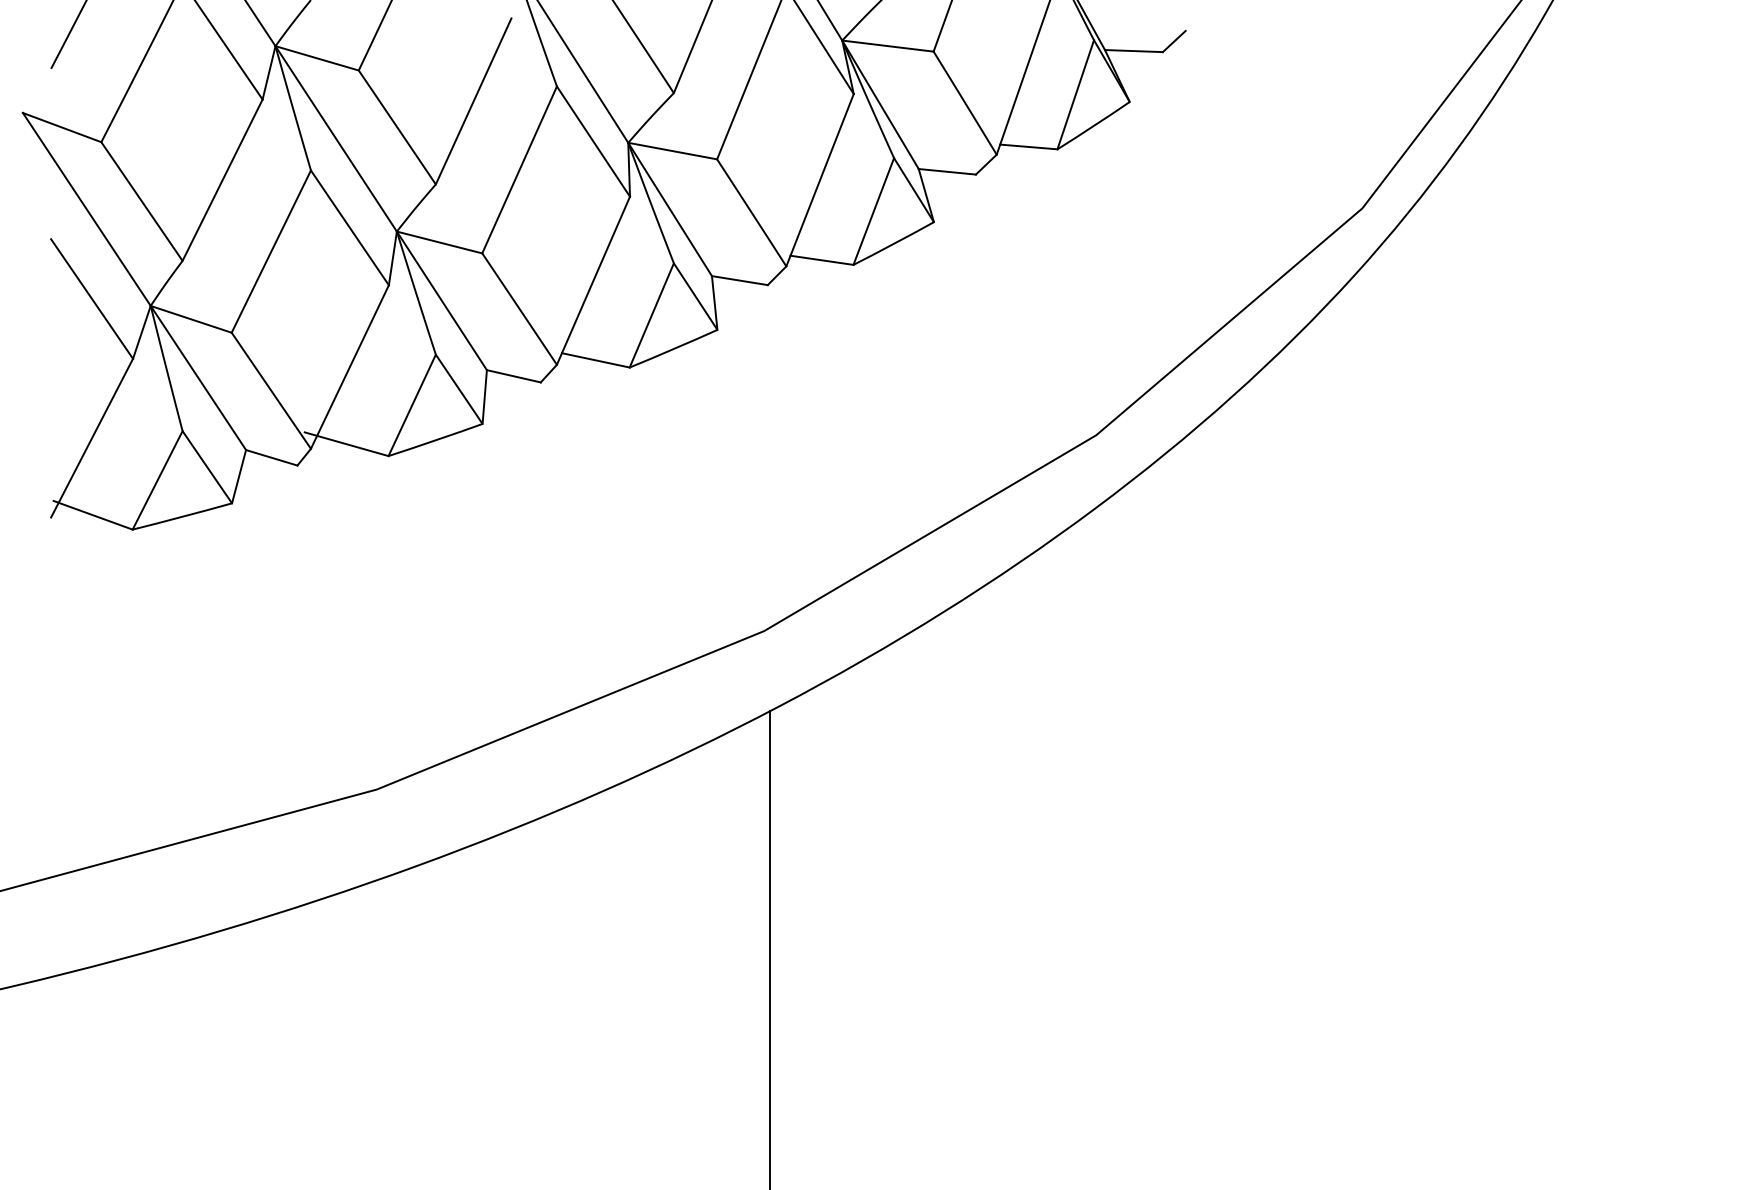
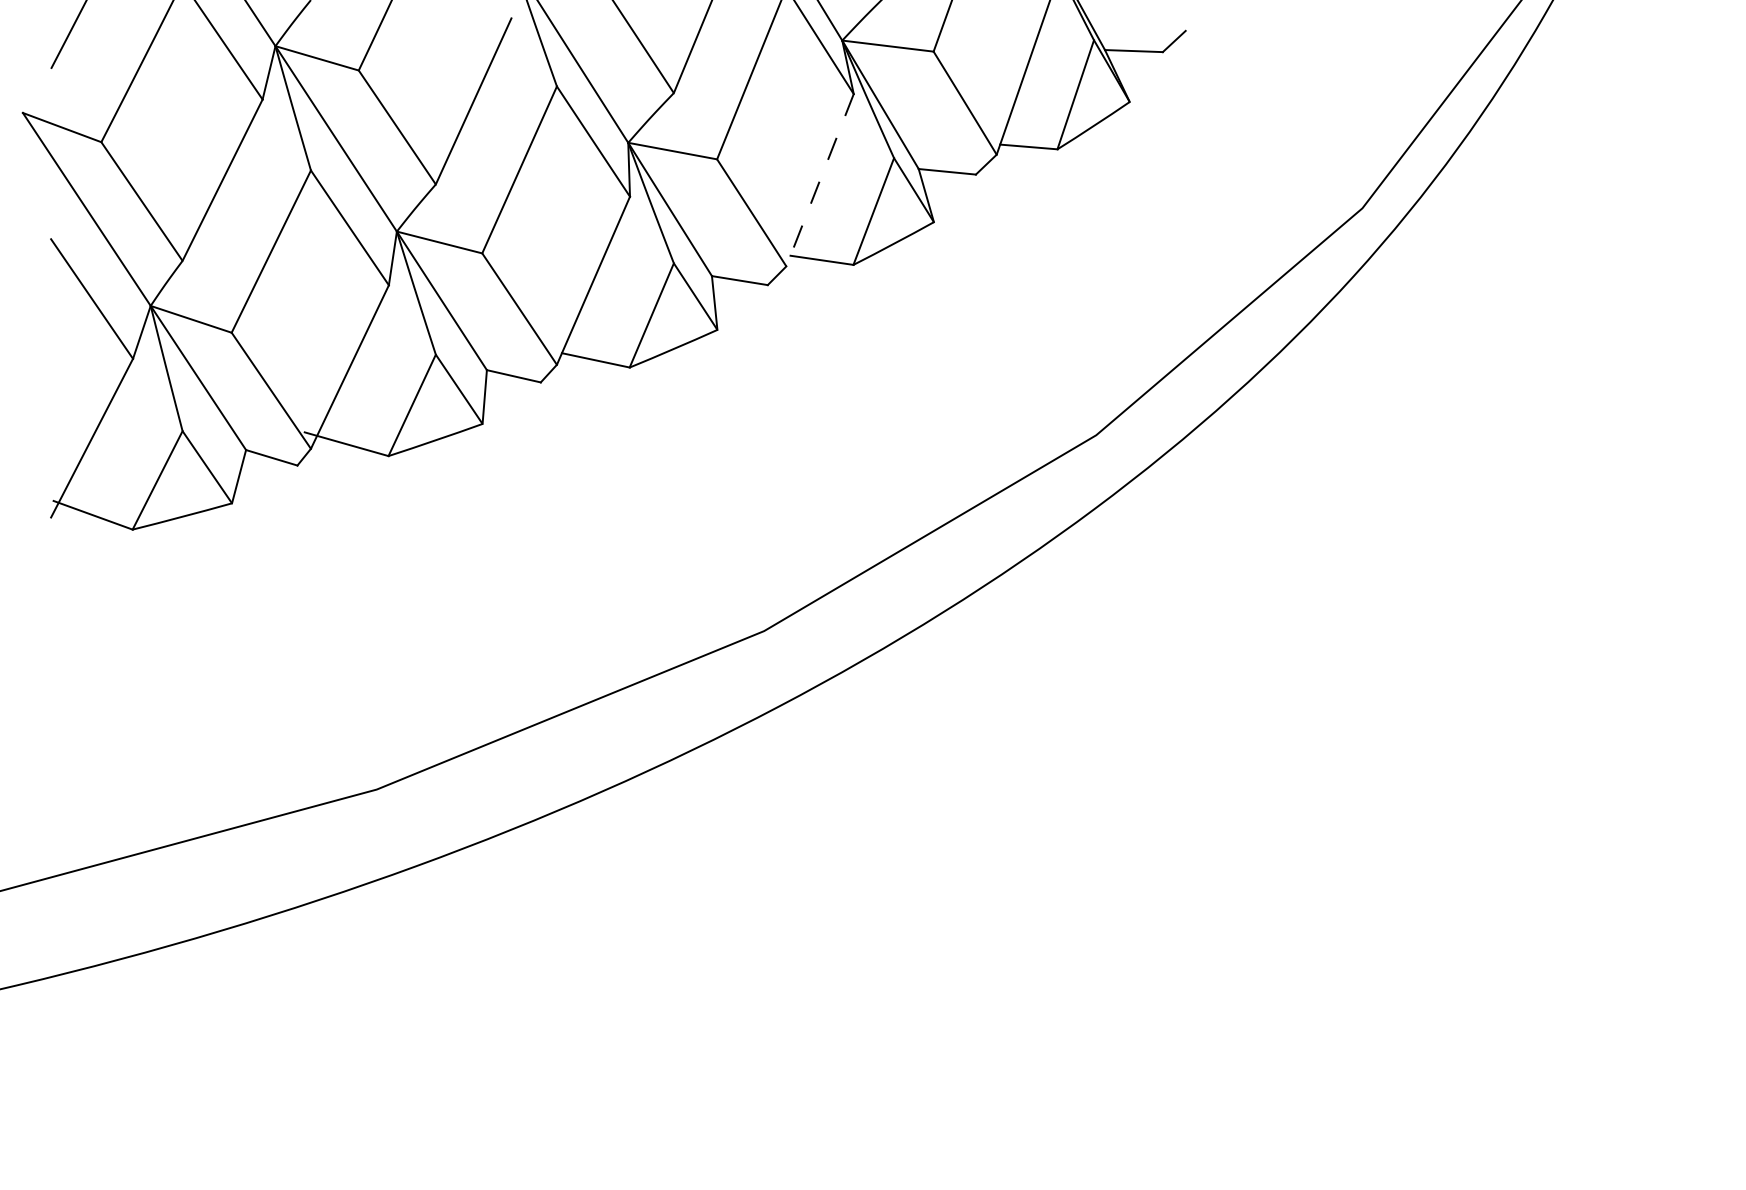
line: solid -> dashed (820, 180)
line: present -> none (769, 948)
